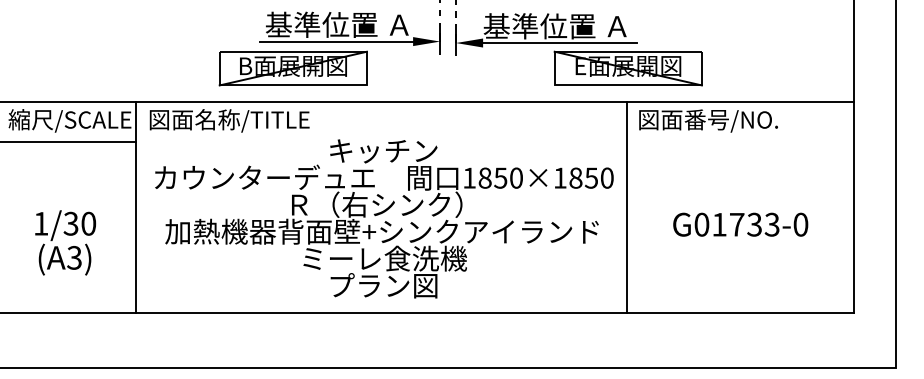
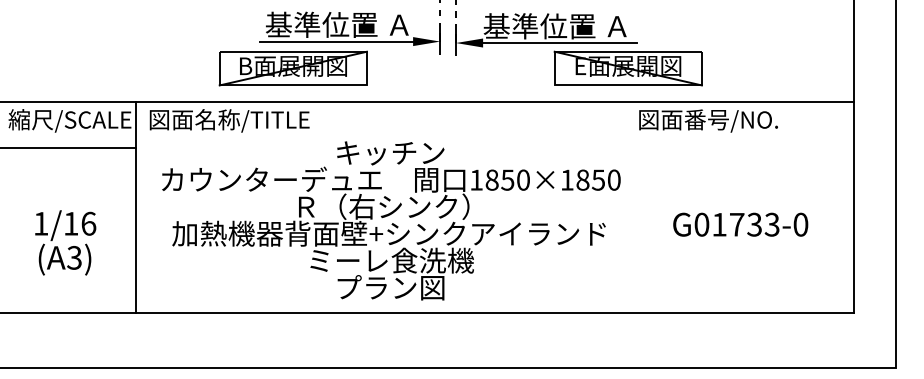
line position: (68, 142) -> (68, 148) (68, 148)
line: present -> none (626, 207)
text position: (384, 218) -> (391, 220) (391, 220)
text: 1/30 -> 1/16 (79, 223)
